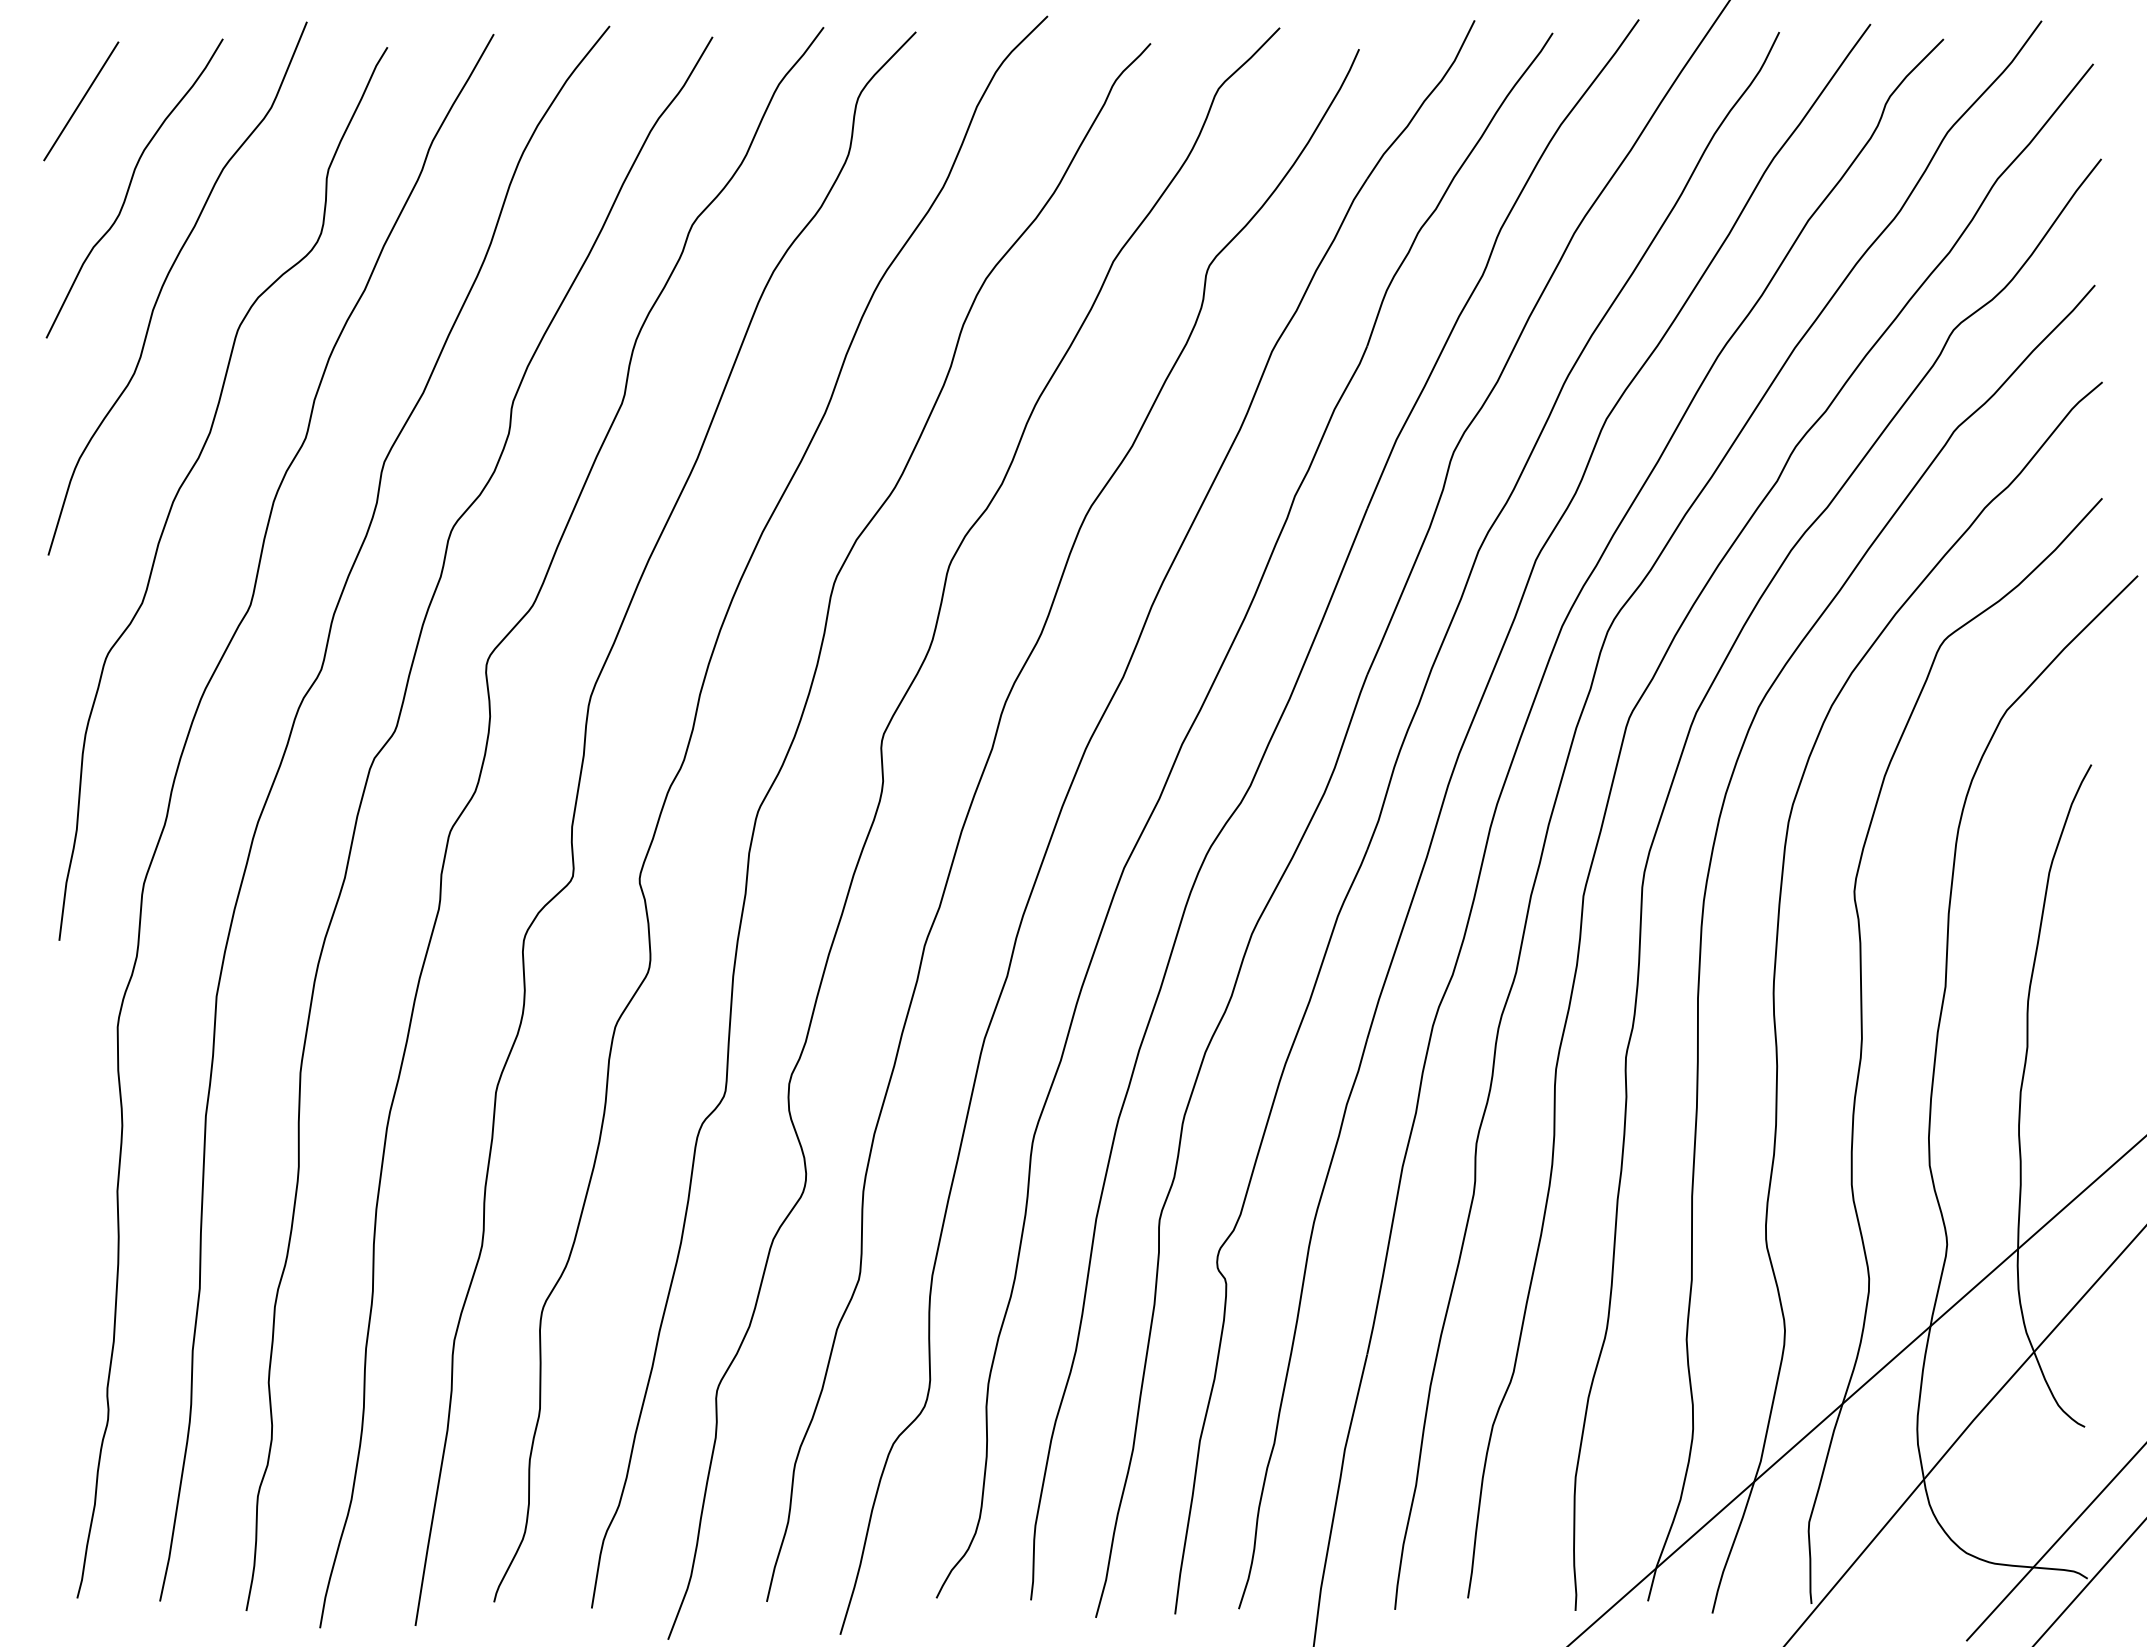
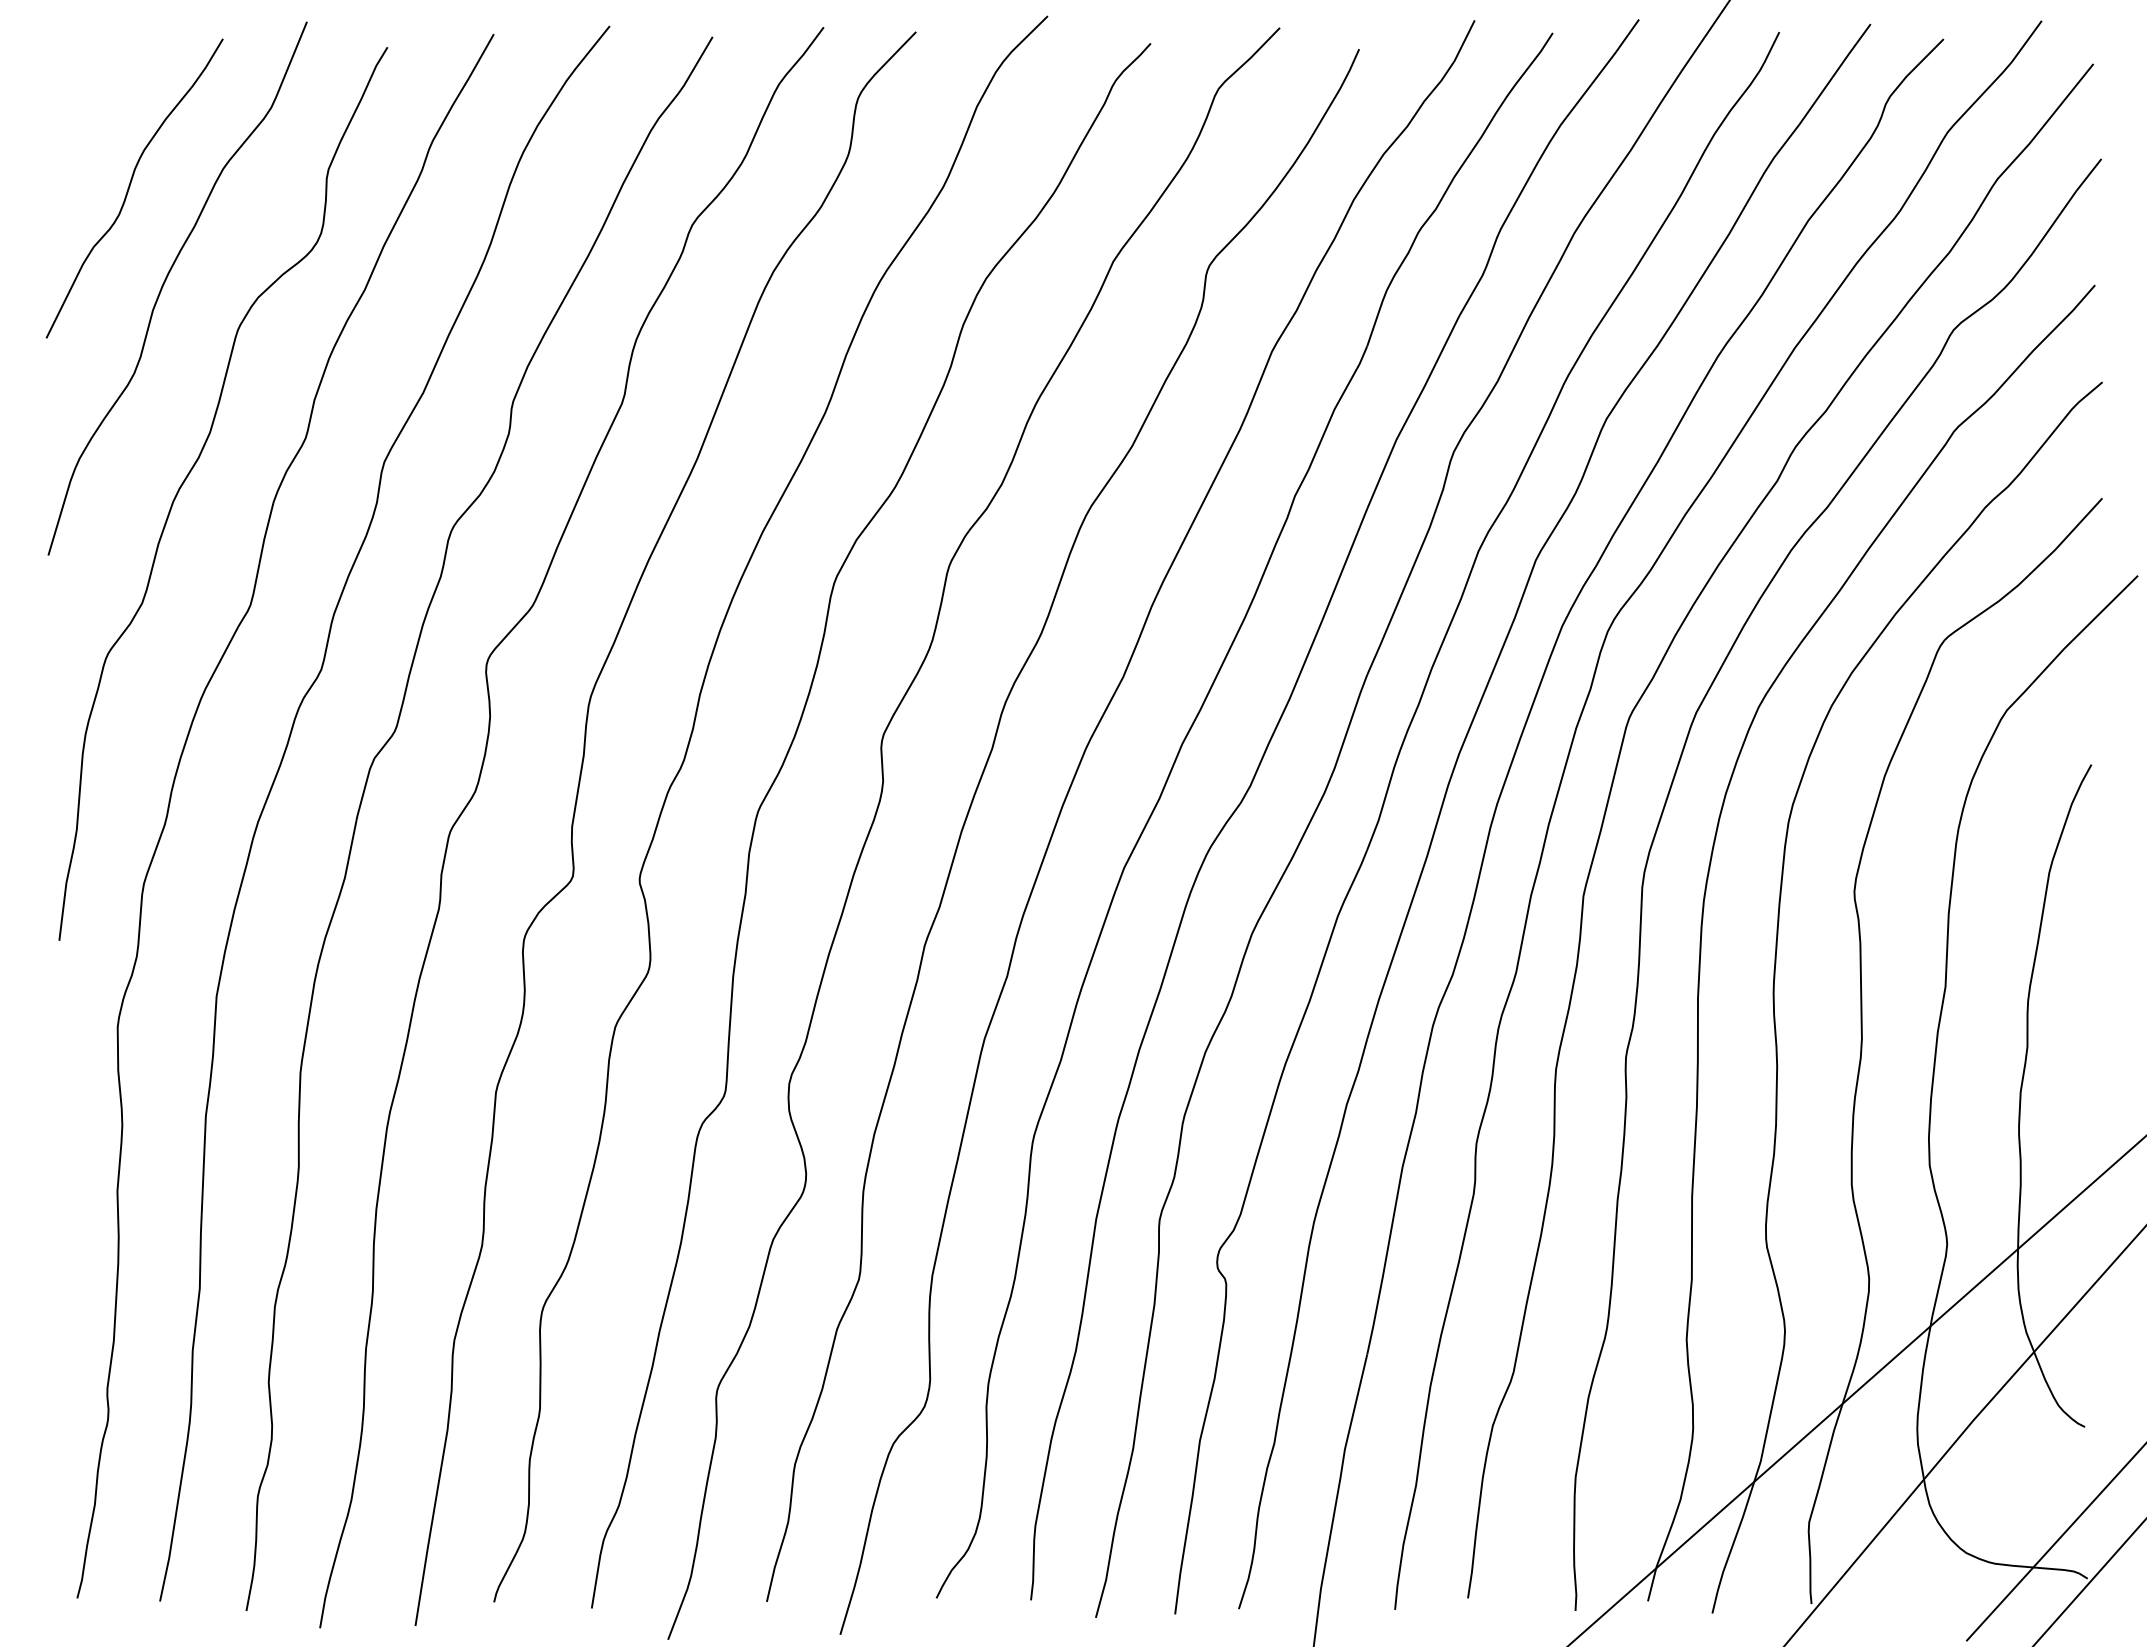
line: present -> none (81, 101)
